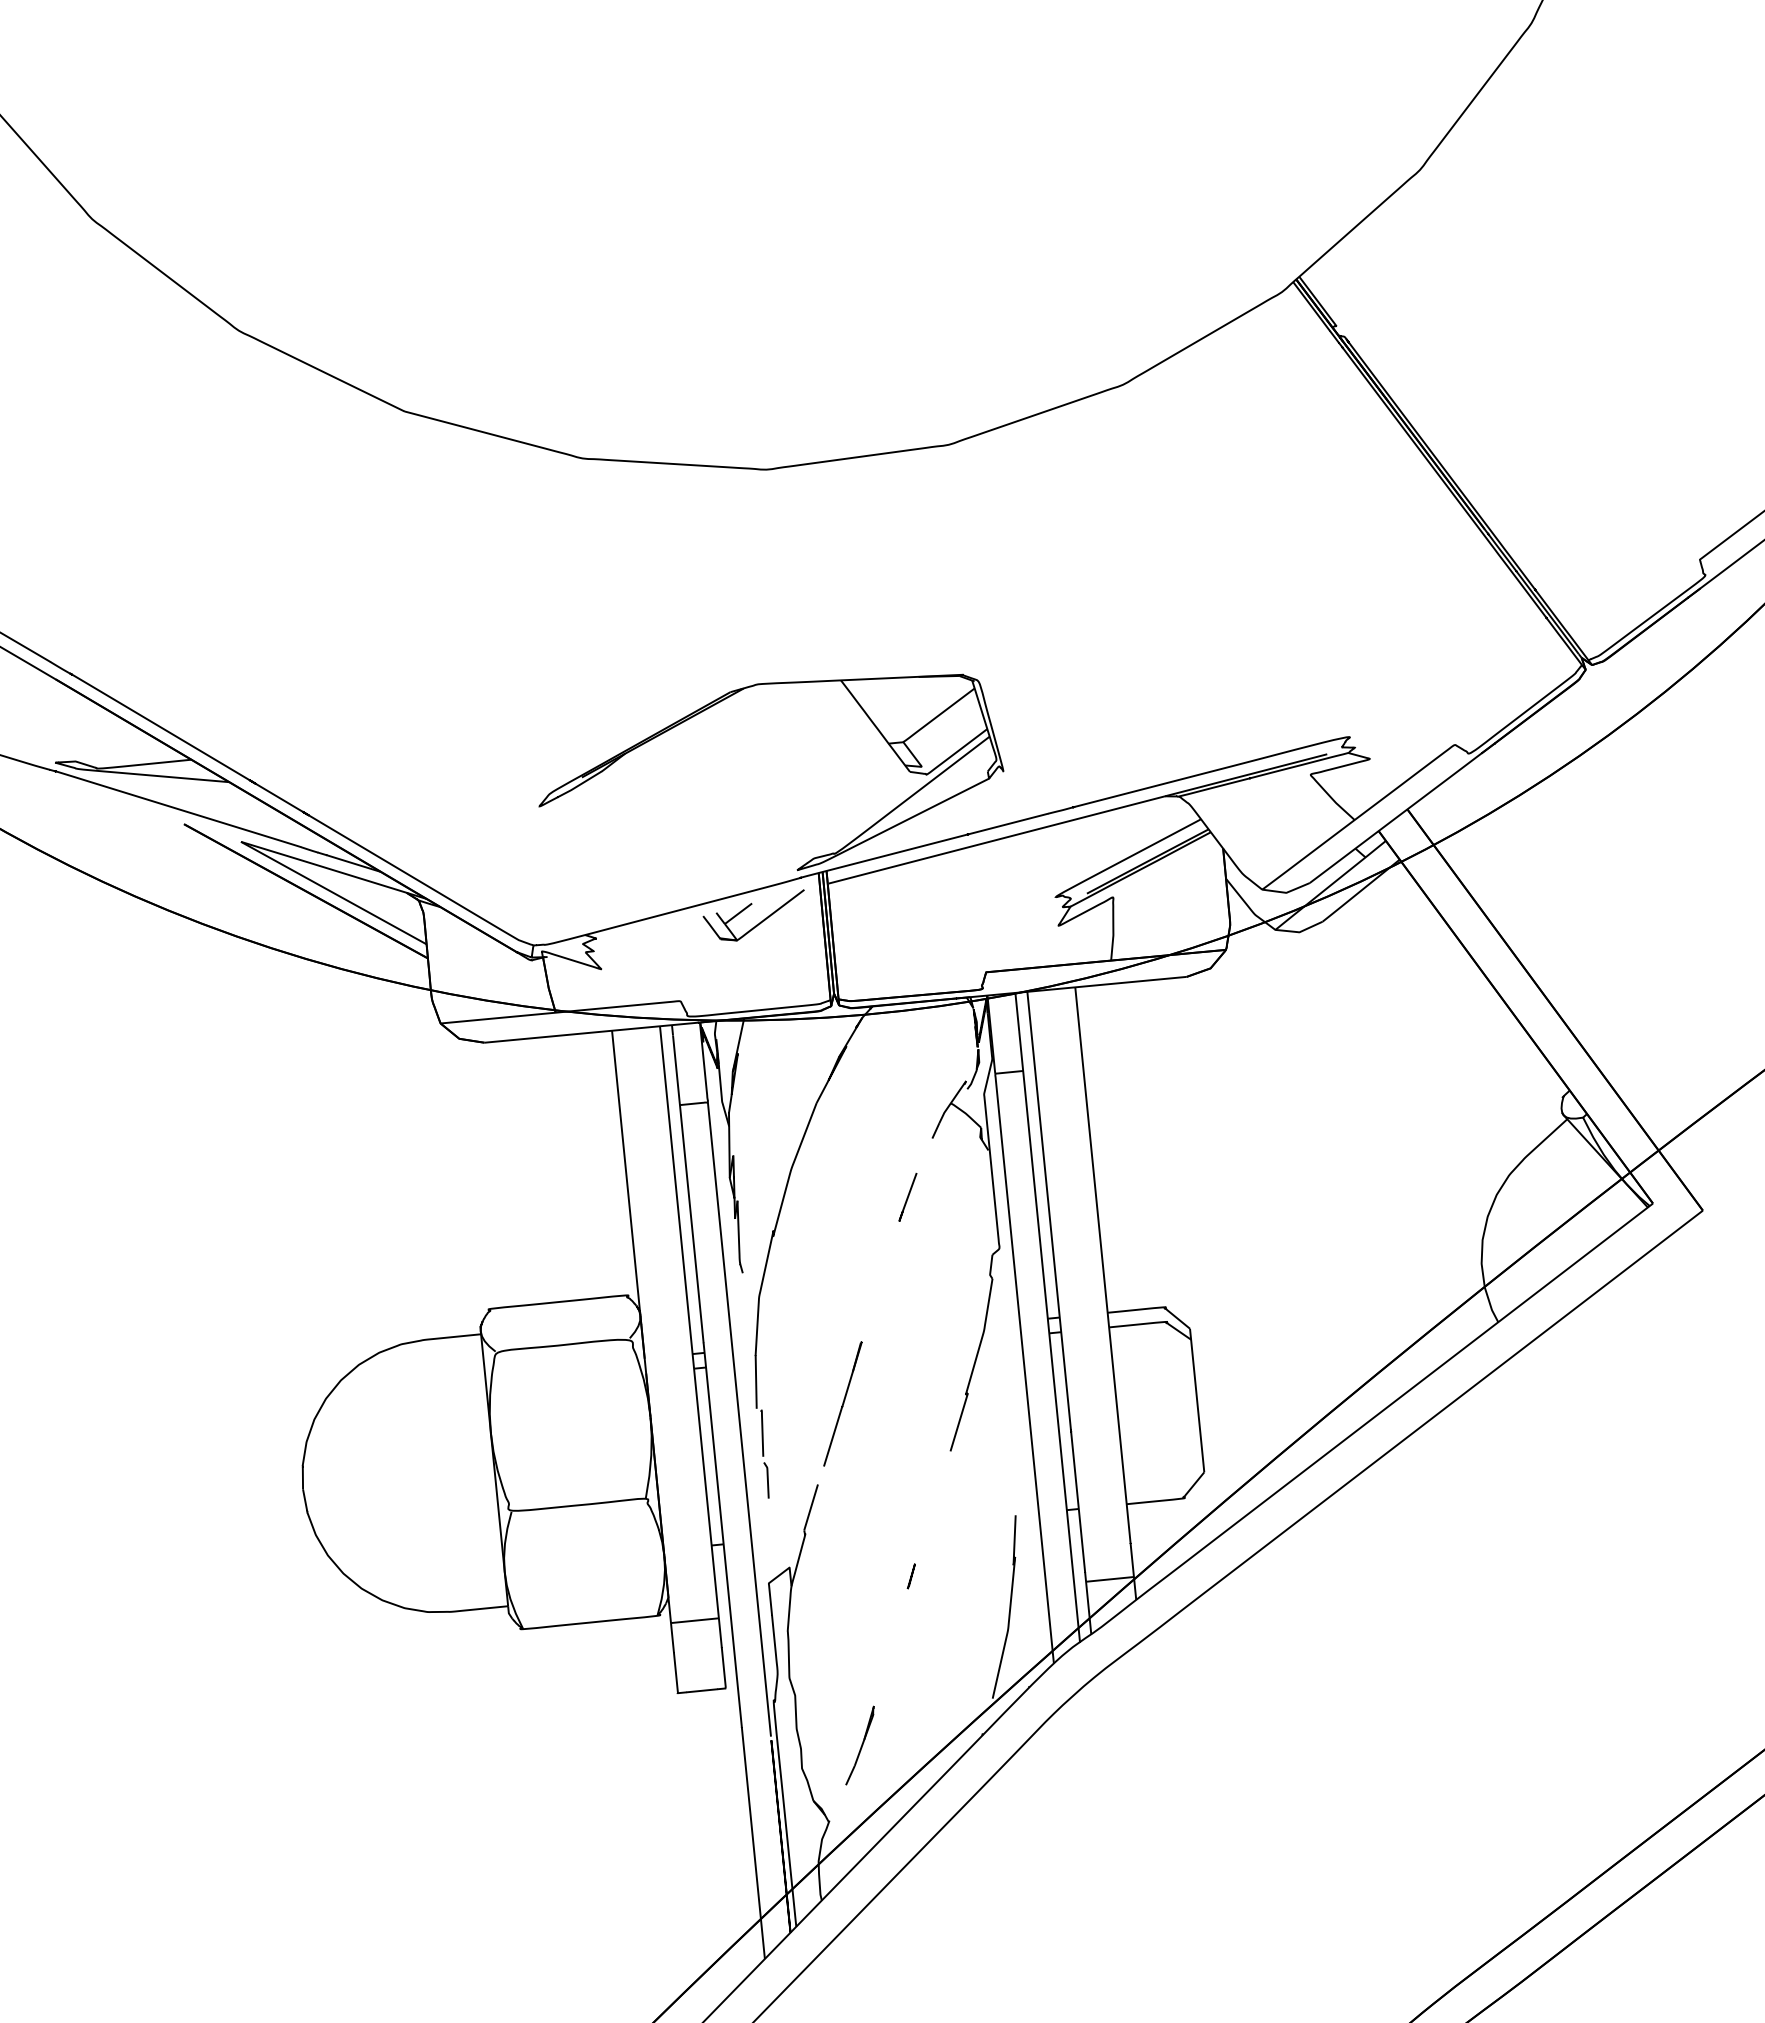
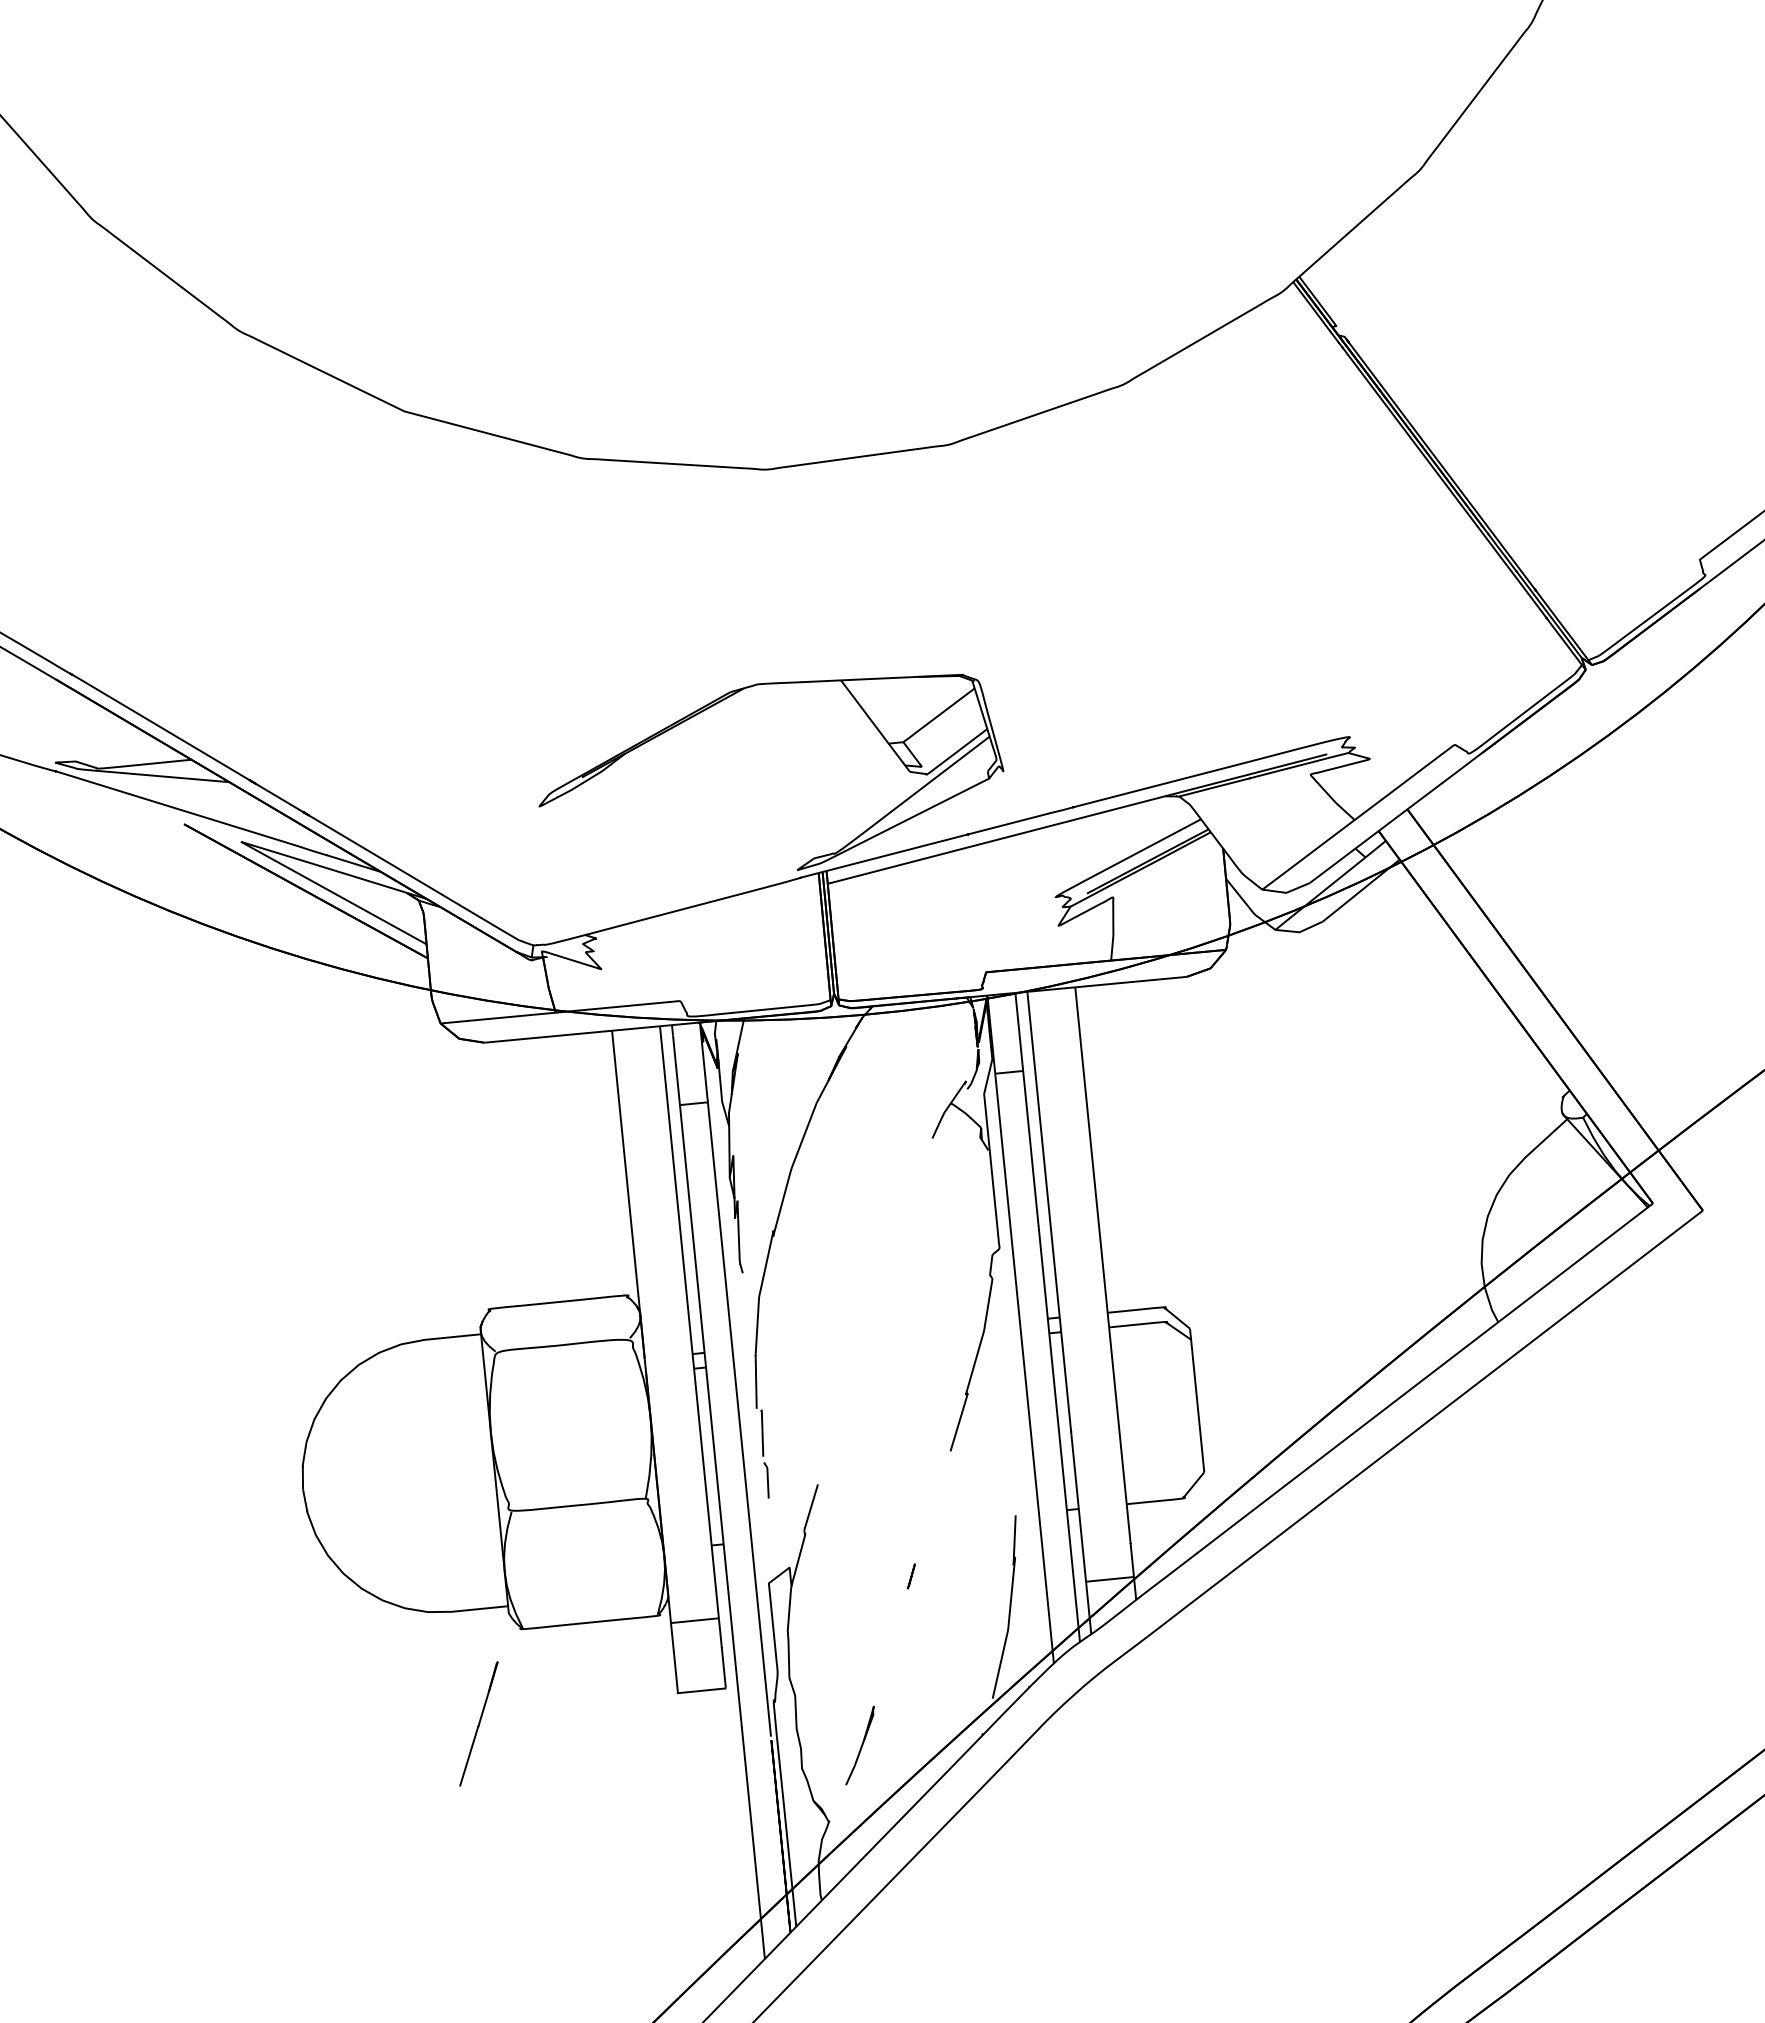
part: present -> none (747, 908)
line: present -> none (907, 1197)
line position: (842, 1403) -> (478, 1723) (478, 1723)
